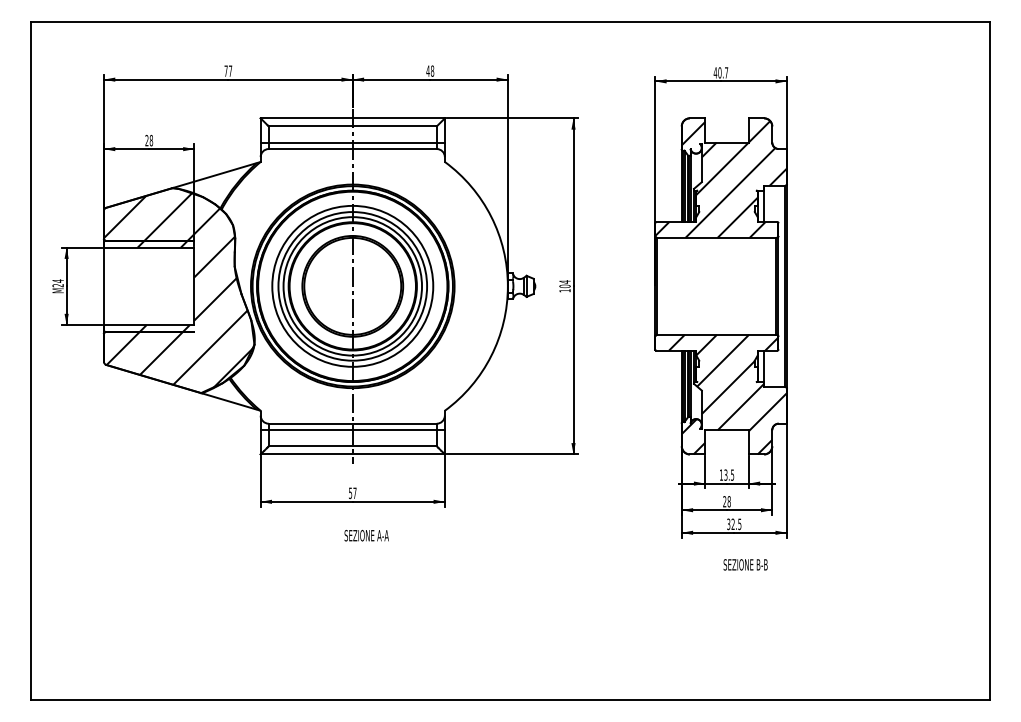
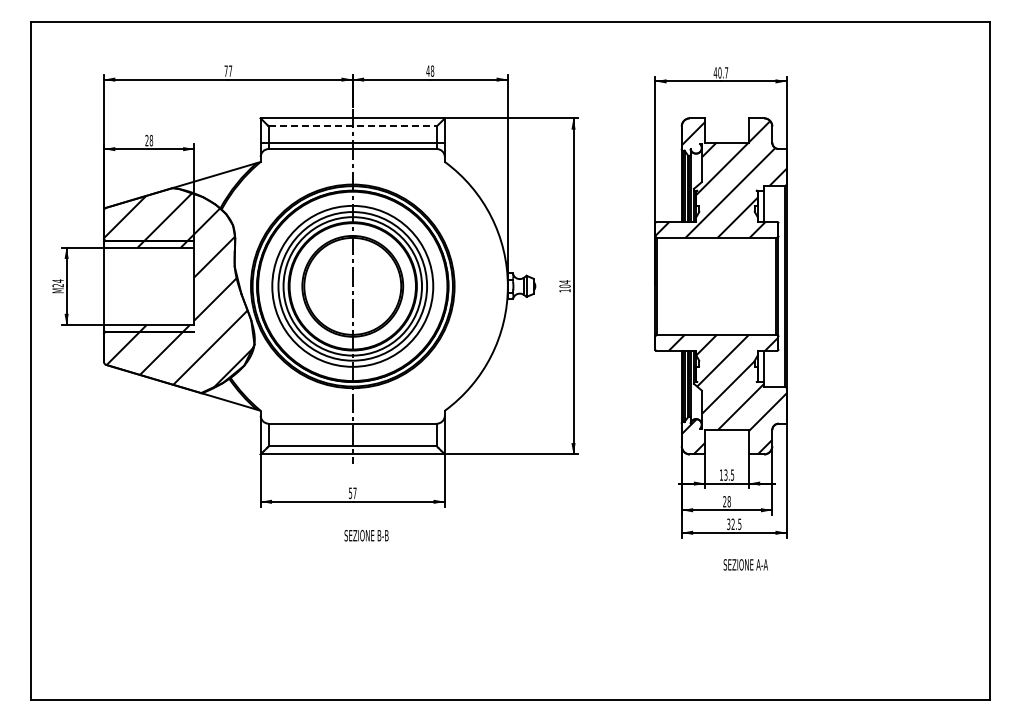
line: solid -> dashed (353, 126)
line: present -> none (352, 430)
text: SEZIONE A-A -> SEZIONE B-B (382, 535)
text: SEZIONE B-B -> SEZIONE A-A (761, 564)
